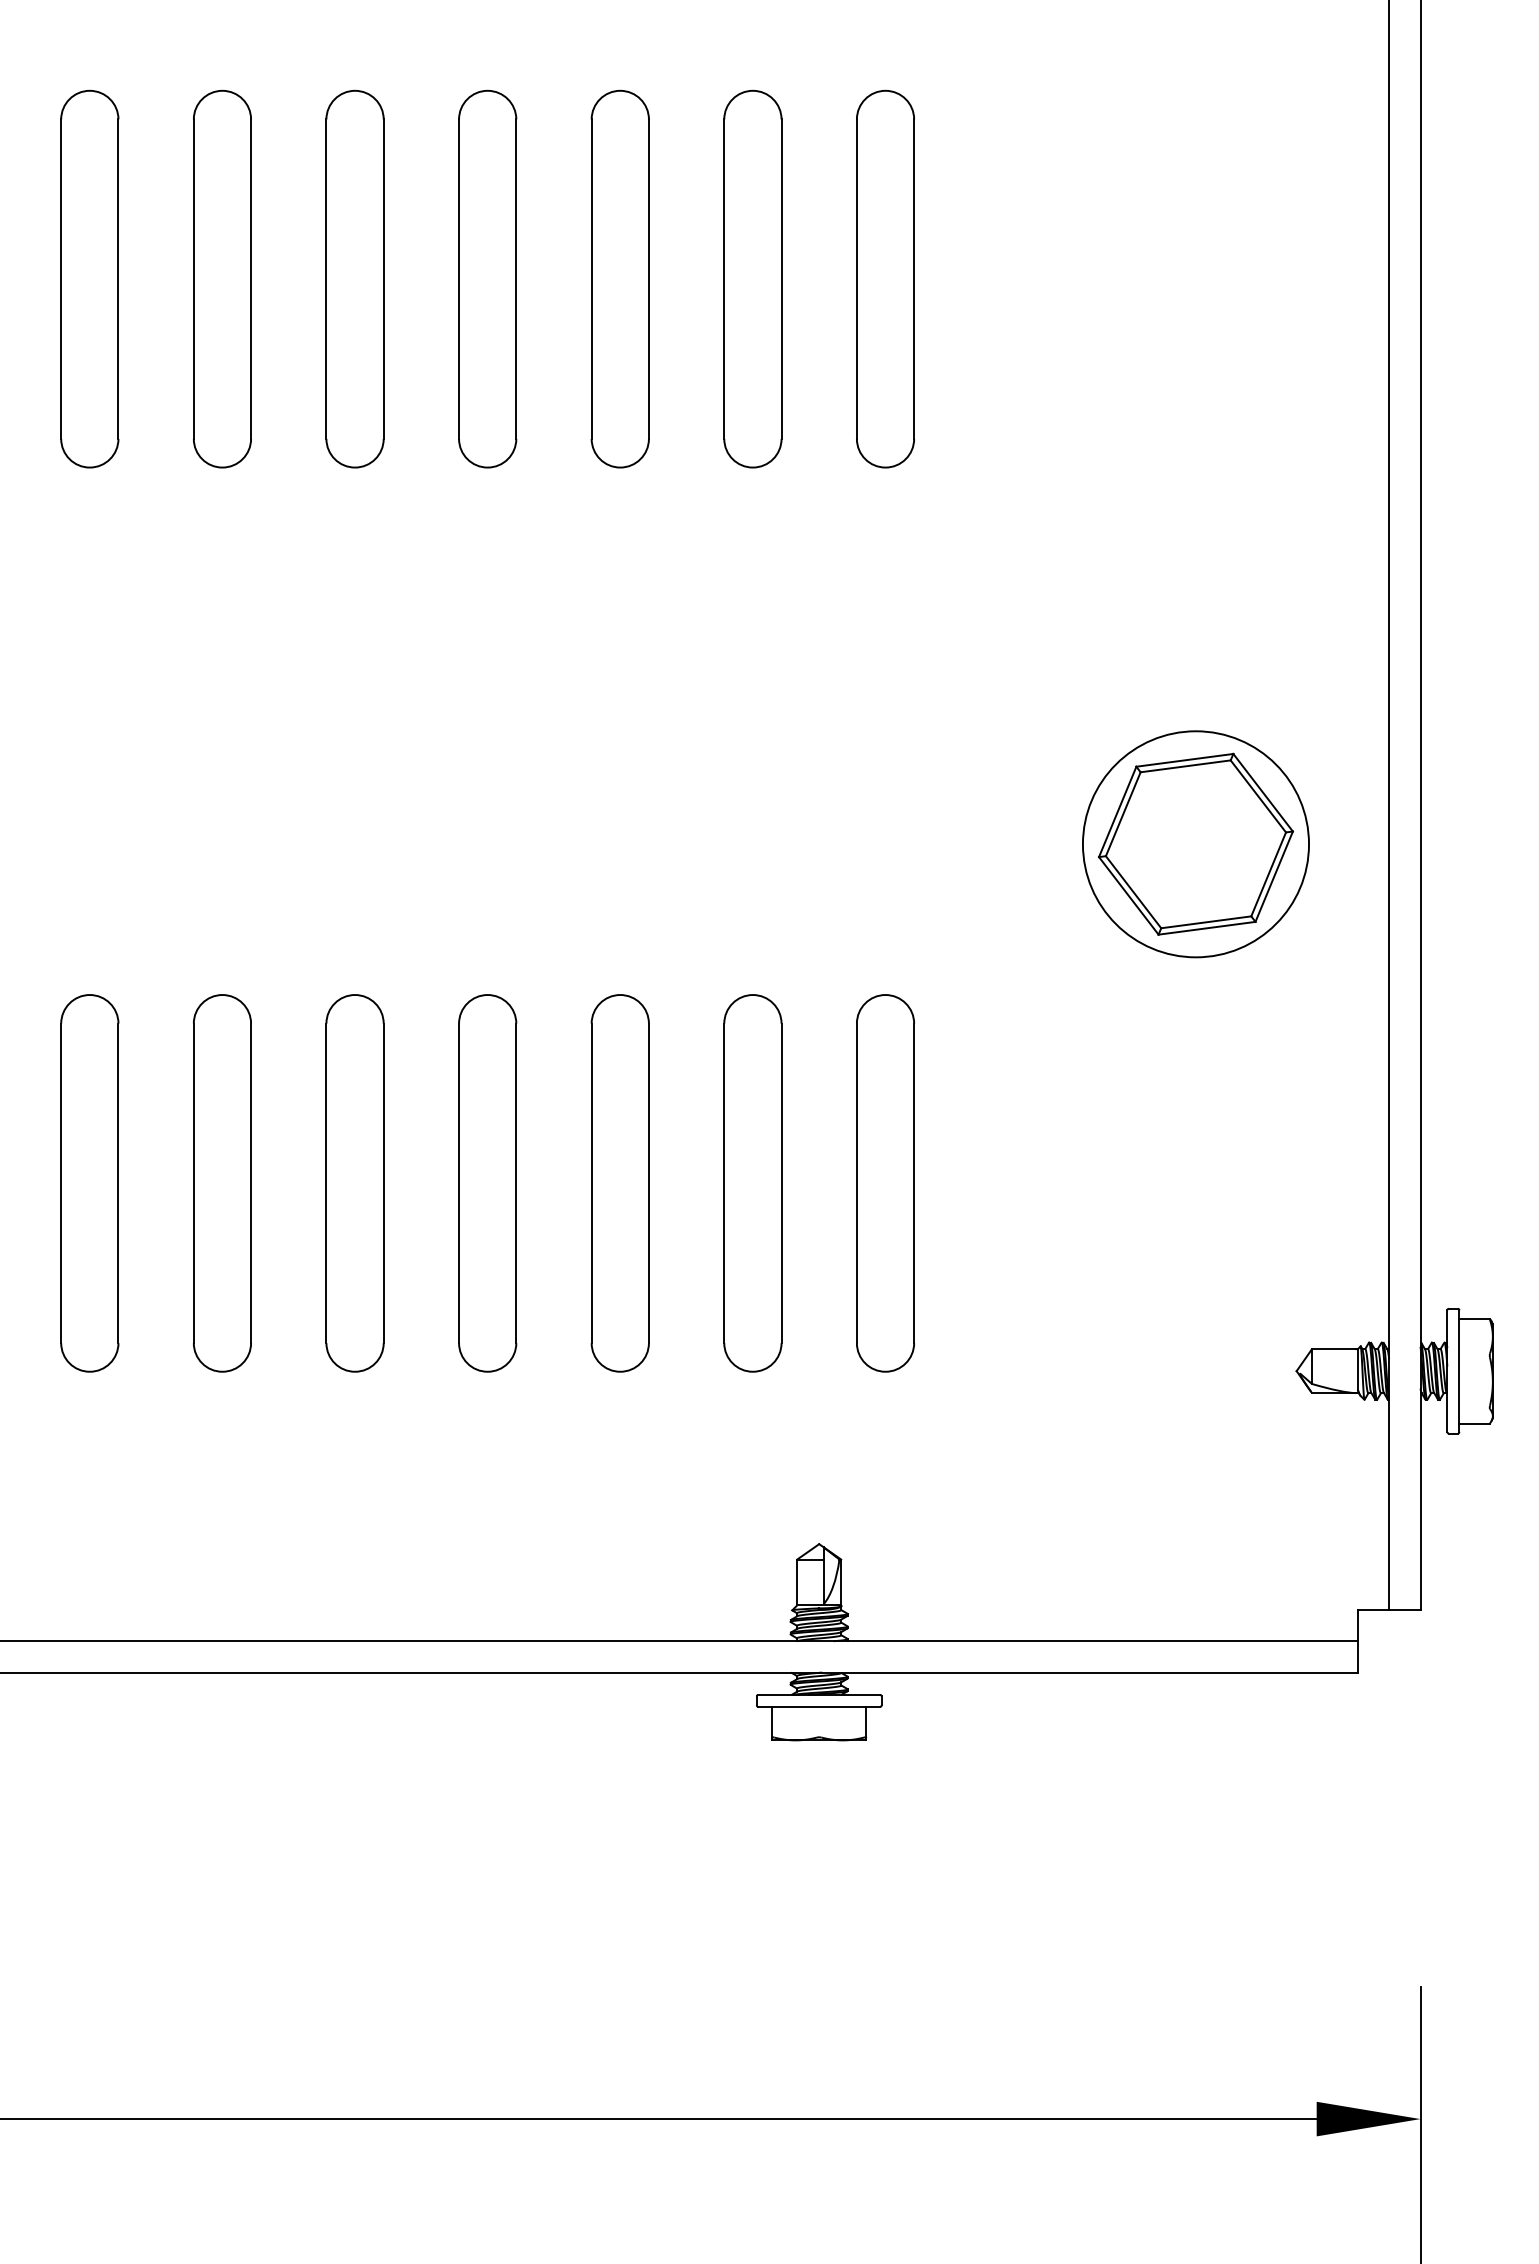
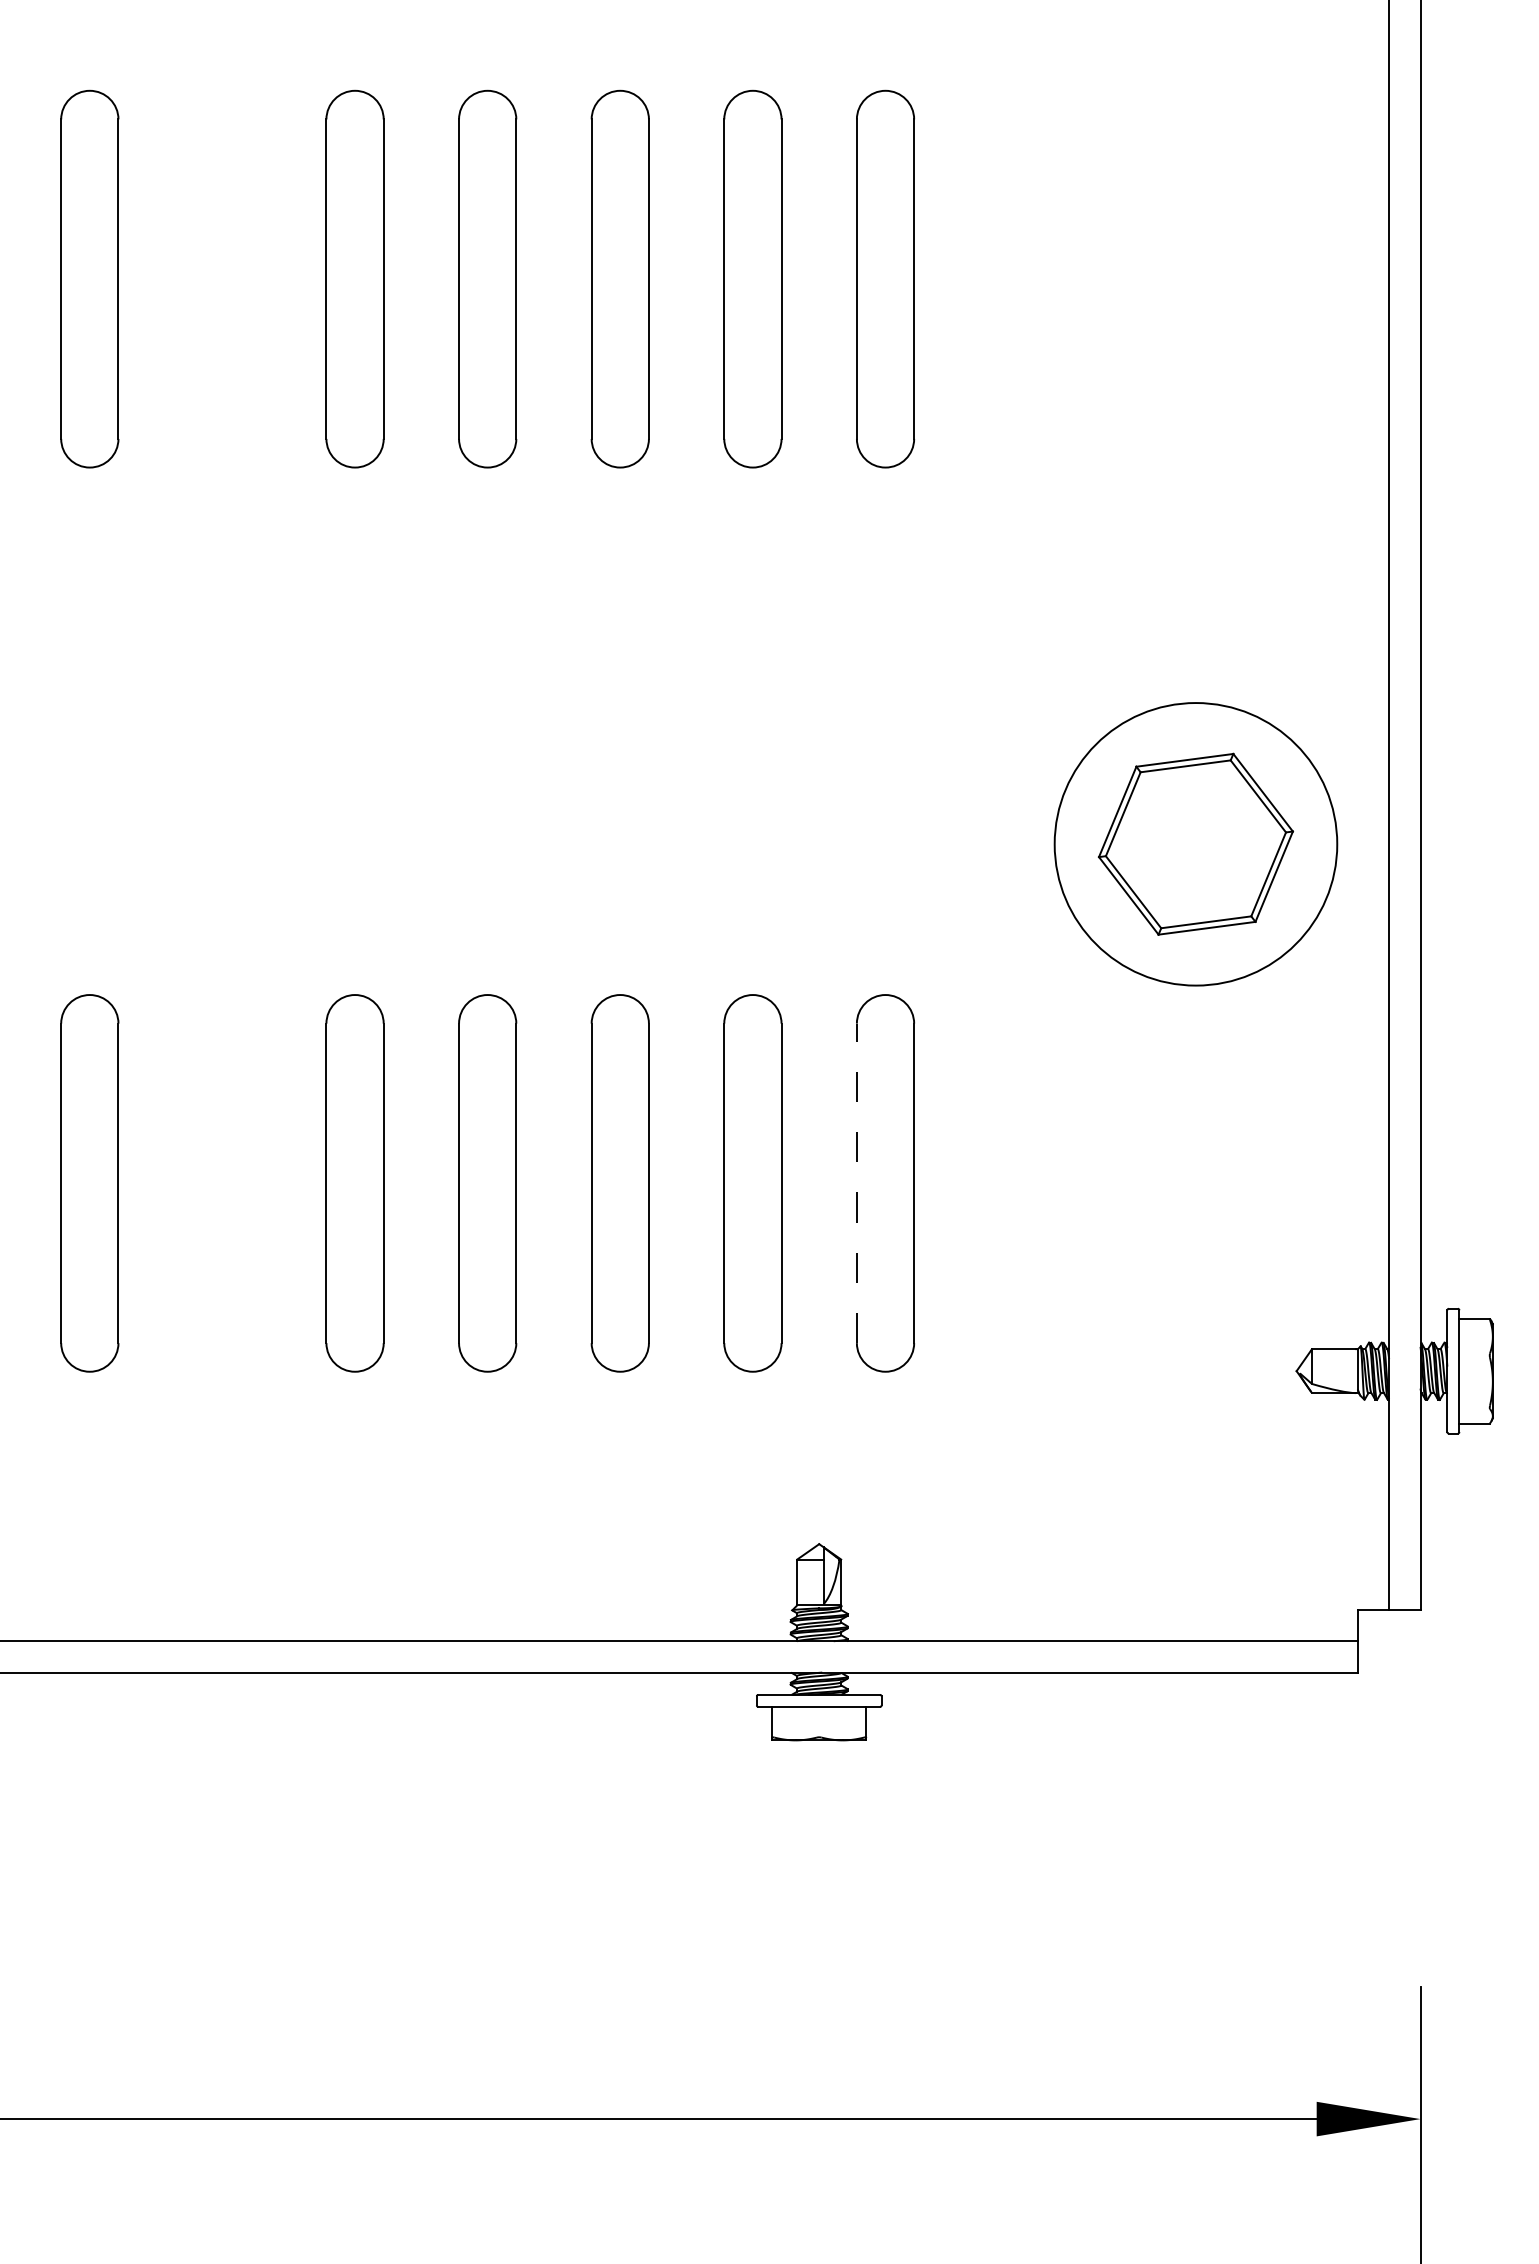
part: present -> none (222, 278)
circle diameter: 226 px -> 283 px (1195, 844)
part: present -> none (222, 1183)
line: solid -> dashed (856, 1183)
